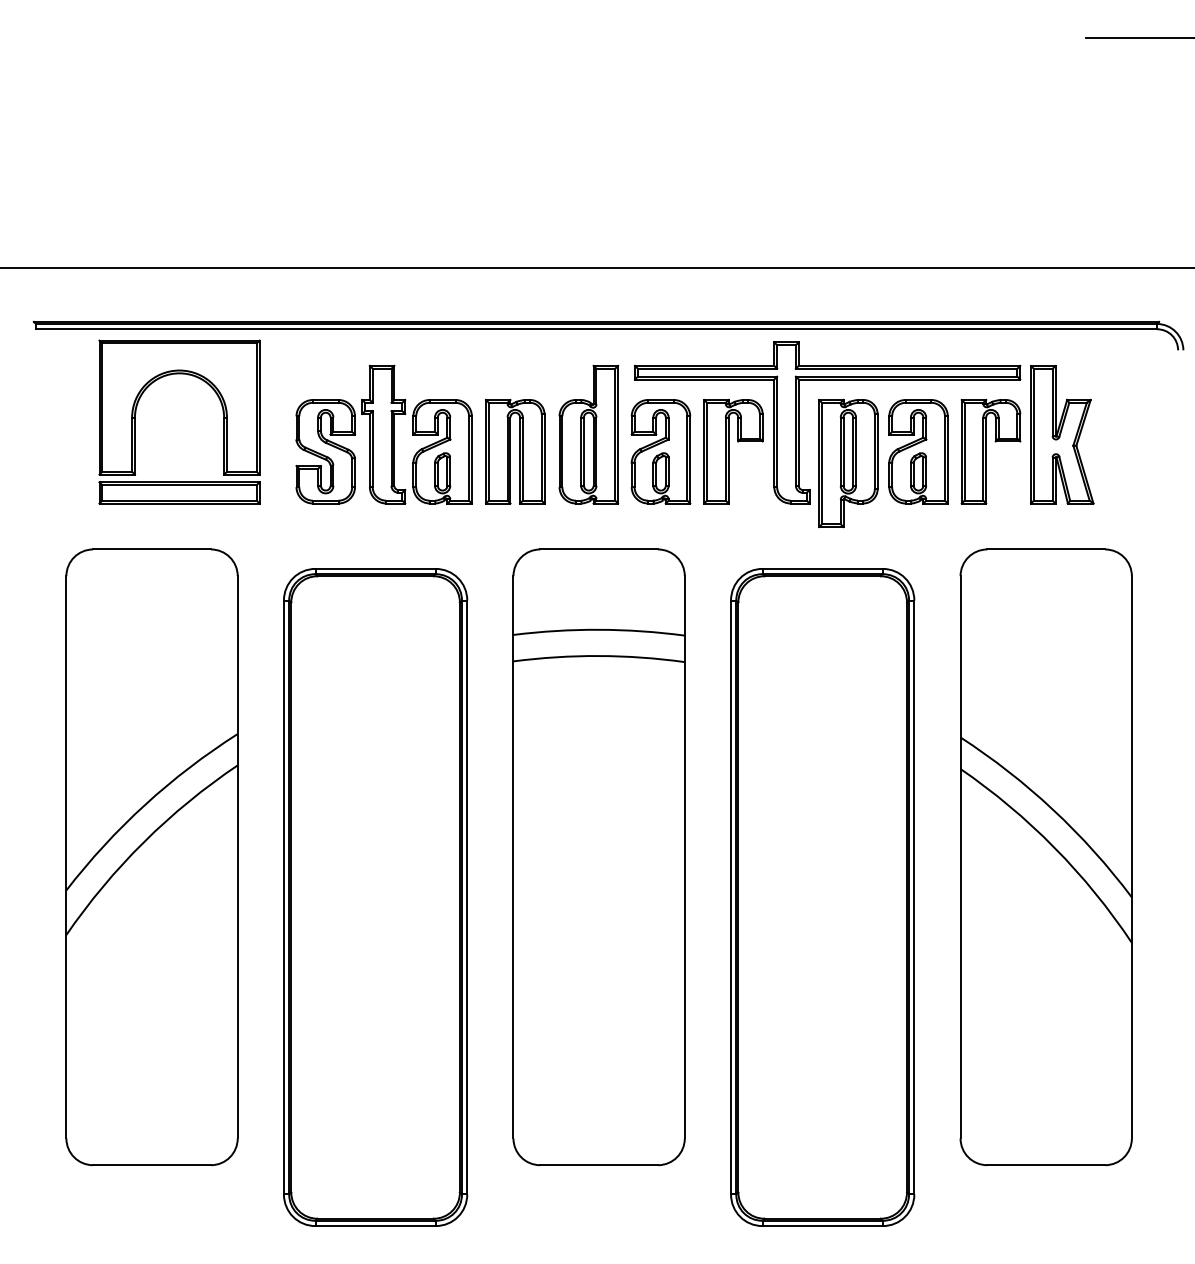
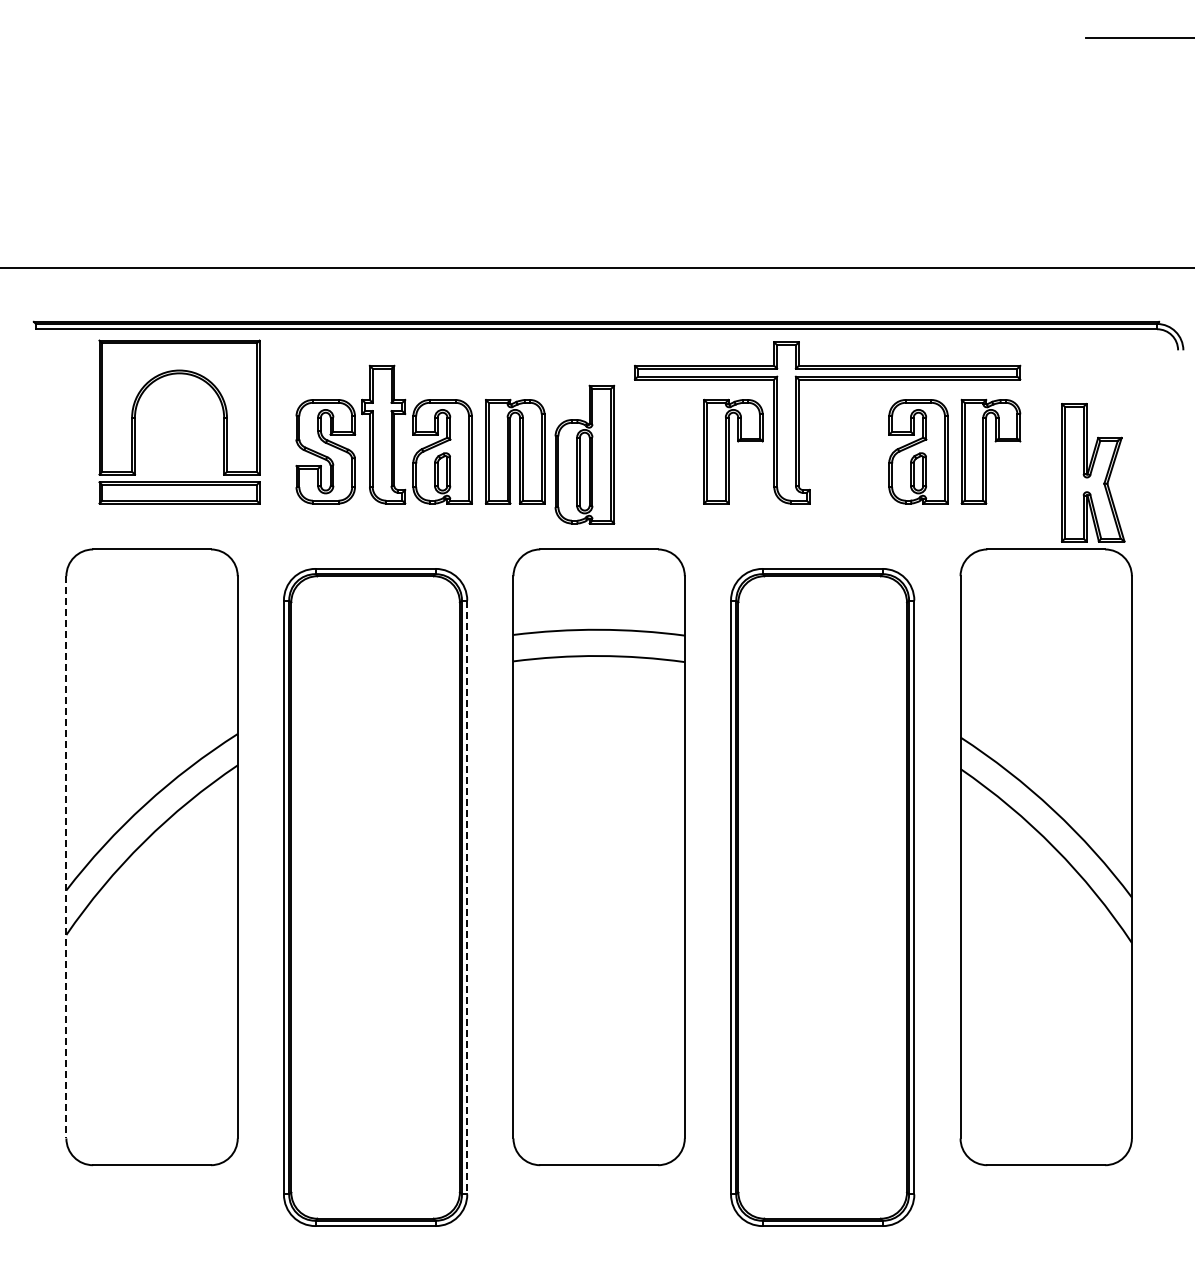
part position: (588, 434) -> (584, 454) (584, 454)
part position: (1062, 434) -> (1093, 472) (1093, 472)
part: present -> none (660, 451)
part: present -> none (848, 463)
line: solid -> dashed (66, 857)
line: solid -> dashed (467, 897)
